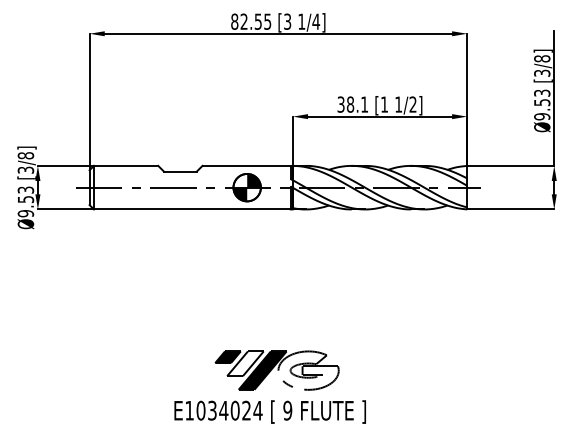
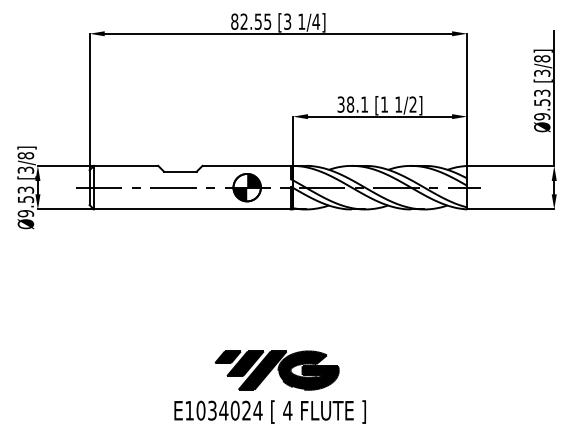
fill: none -> present (245, 363)
fill: none -> present (308, 370)
text: 9 -> 4 (287, 410)
